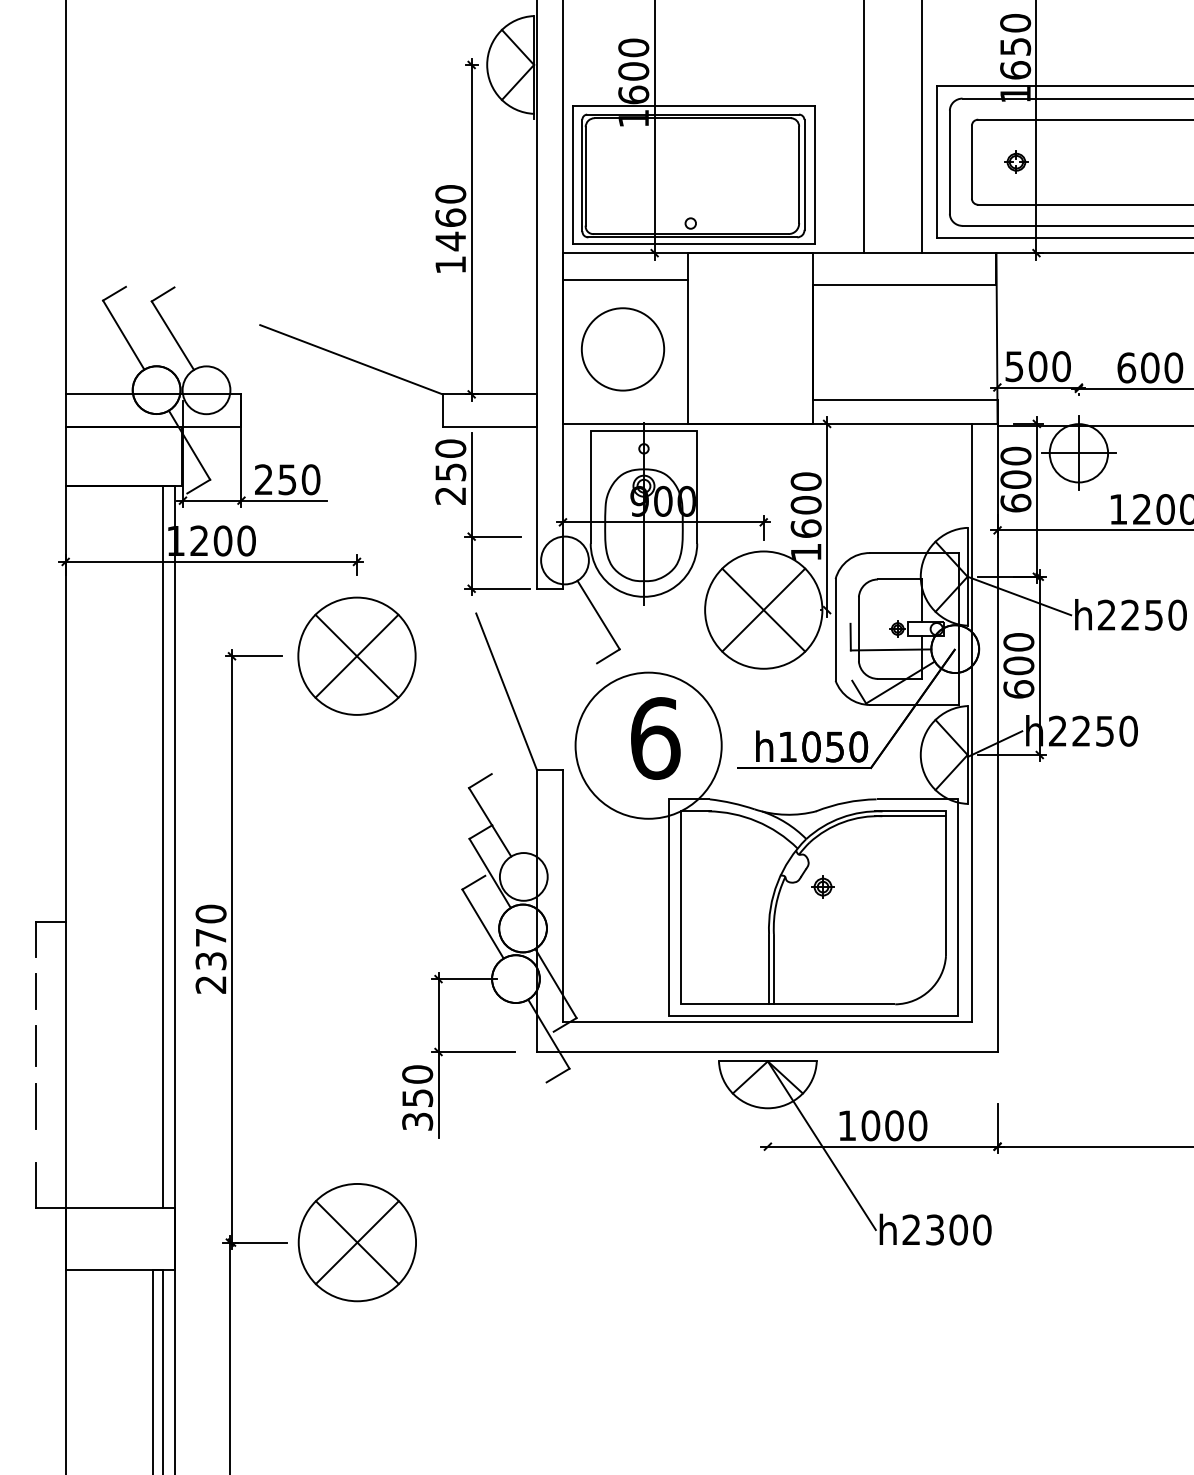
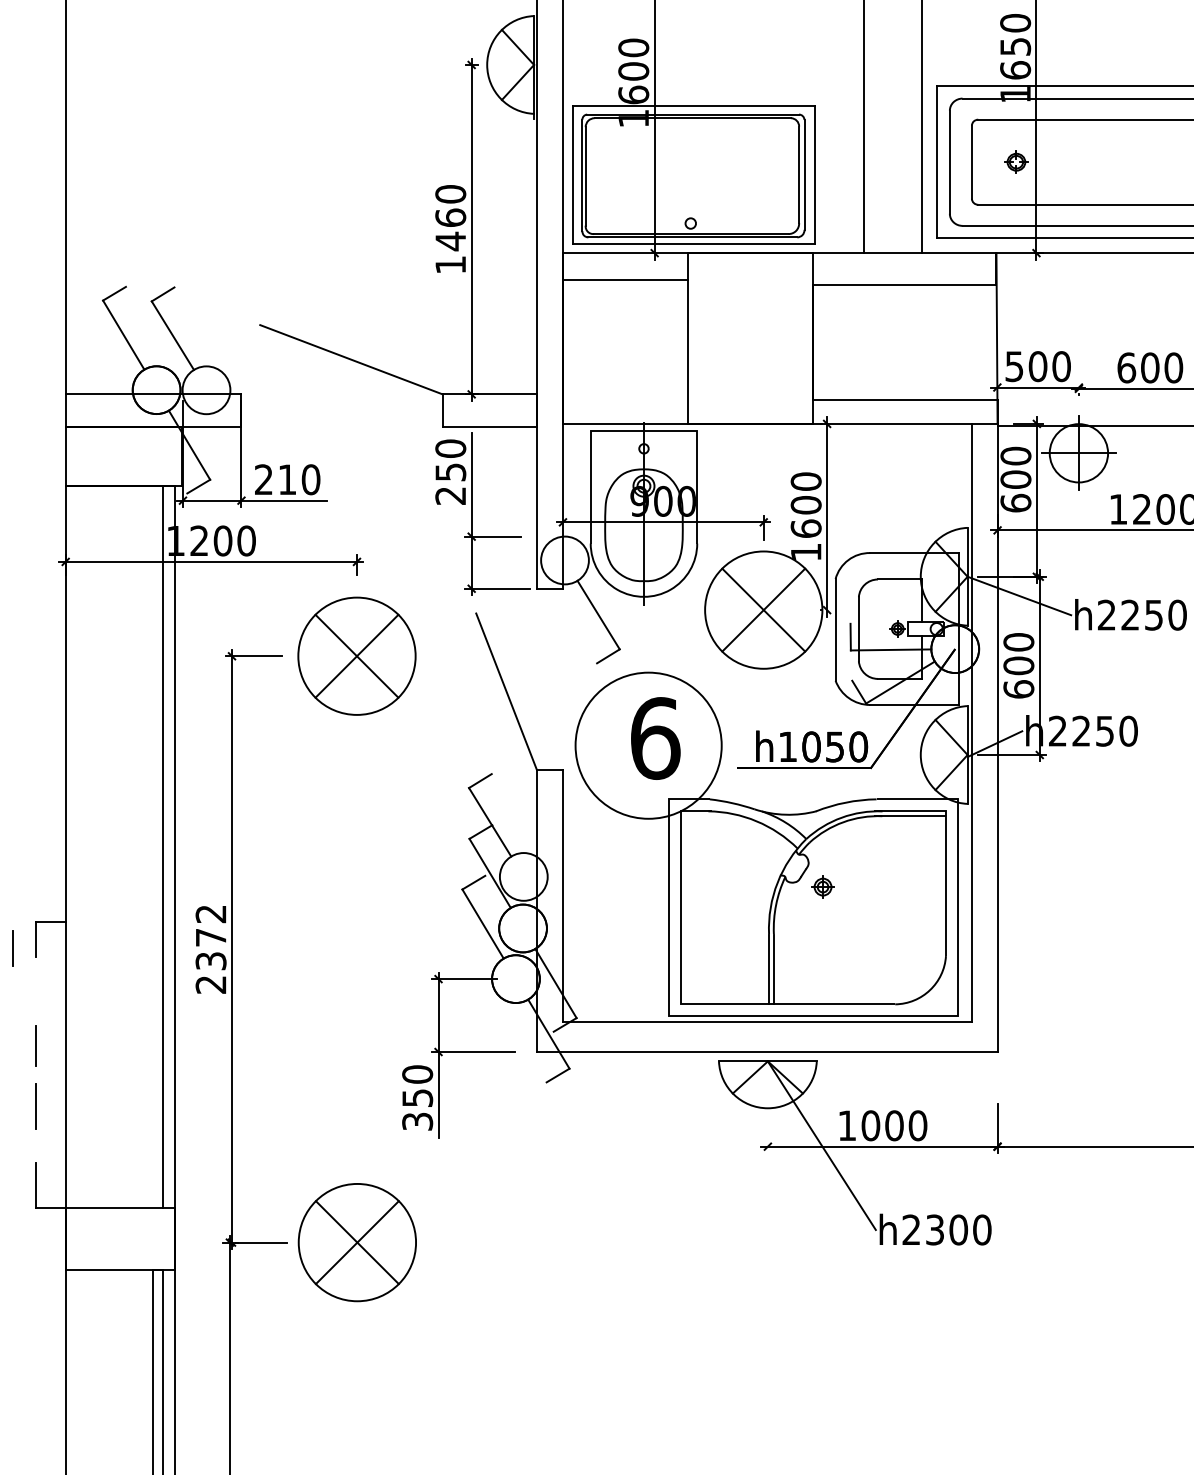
circle: present -> none (622, 349)
text: 250 -> 210 (287, 479)
text: 2370 -> 2372 (210, 913)
line position: (35, 991) -> (12, 948) (12, 948)
